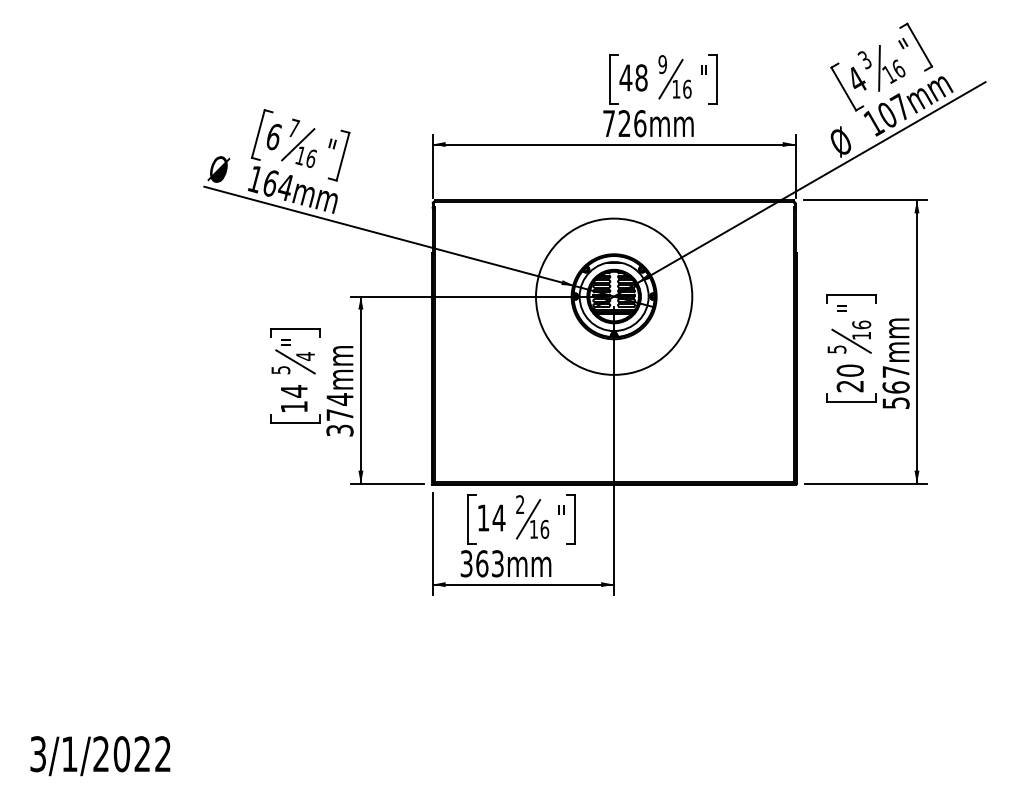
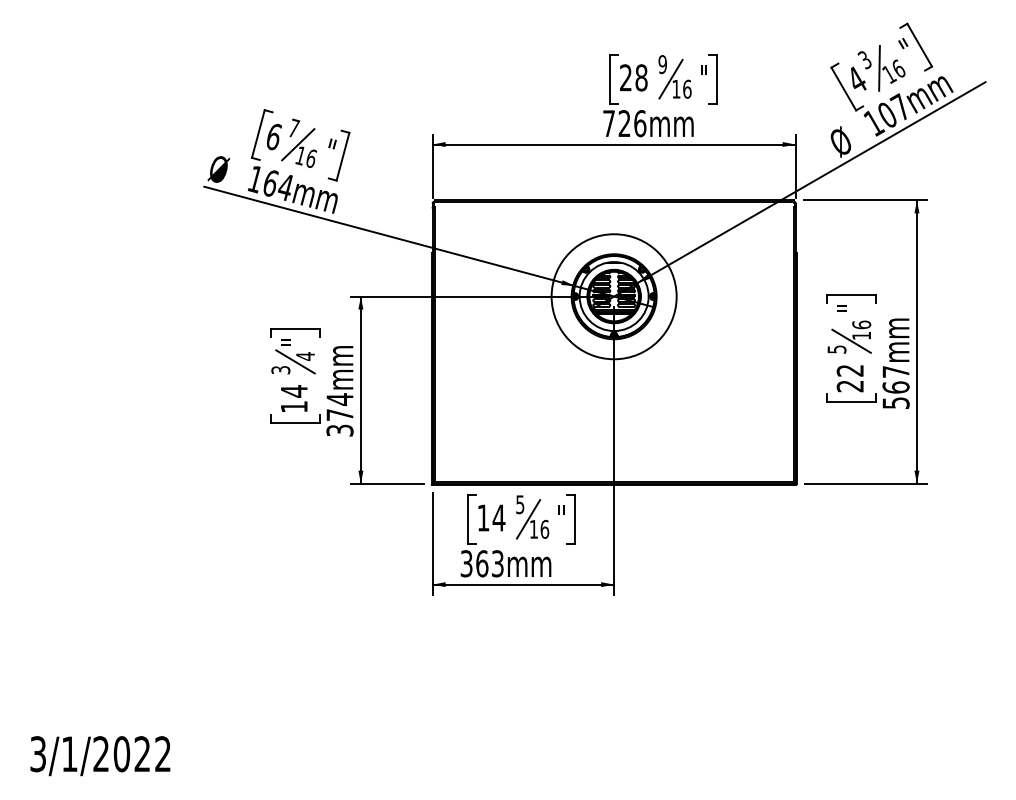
text: 48 -> 28 (625, 77)
circle diameter: 156 px -> 125 px (613, 296)
text: 5 -> 3 (280, 369)
text: 20 -> 22 (849, 370)
text: 2 -> 5 (520, 504)
